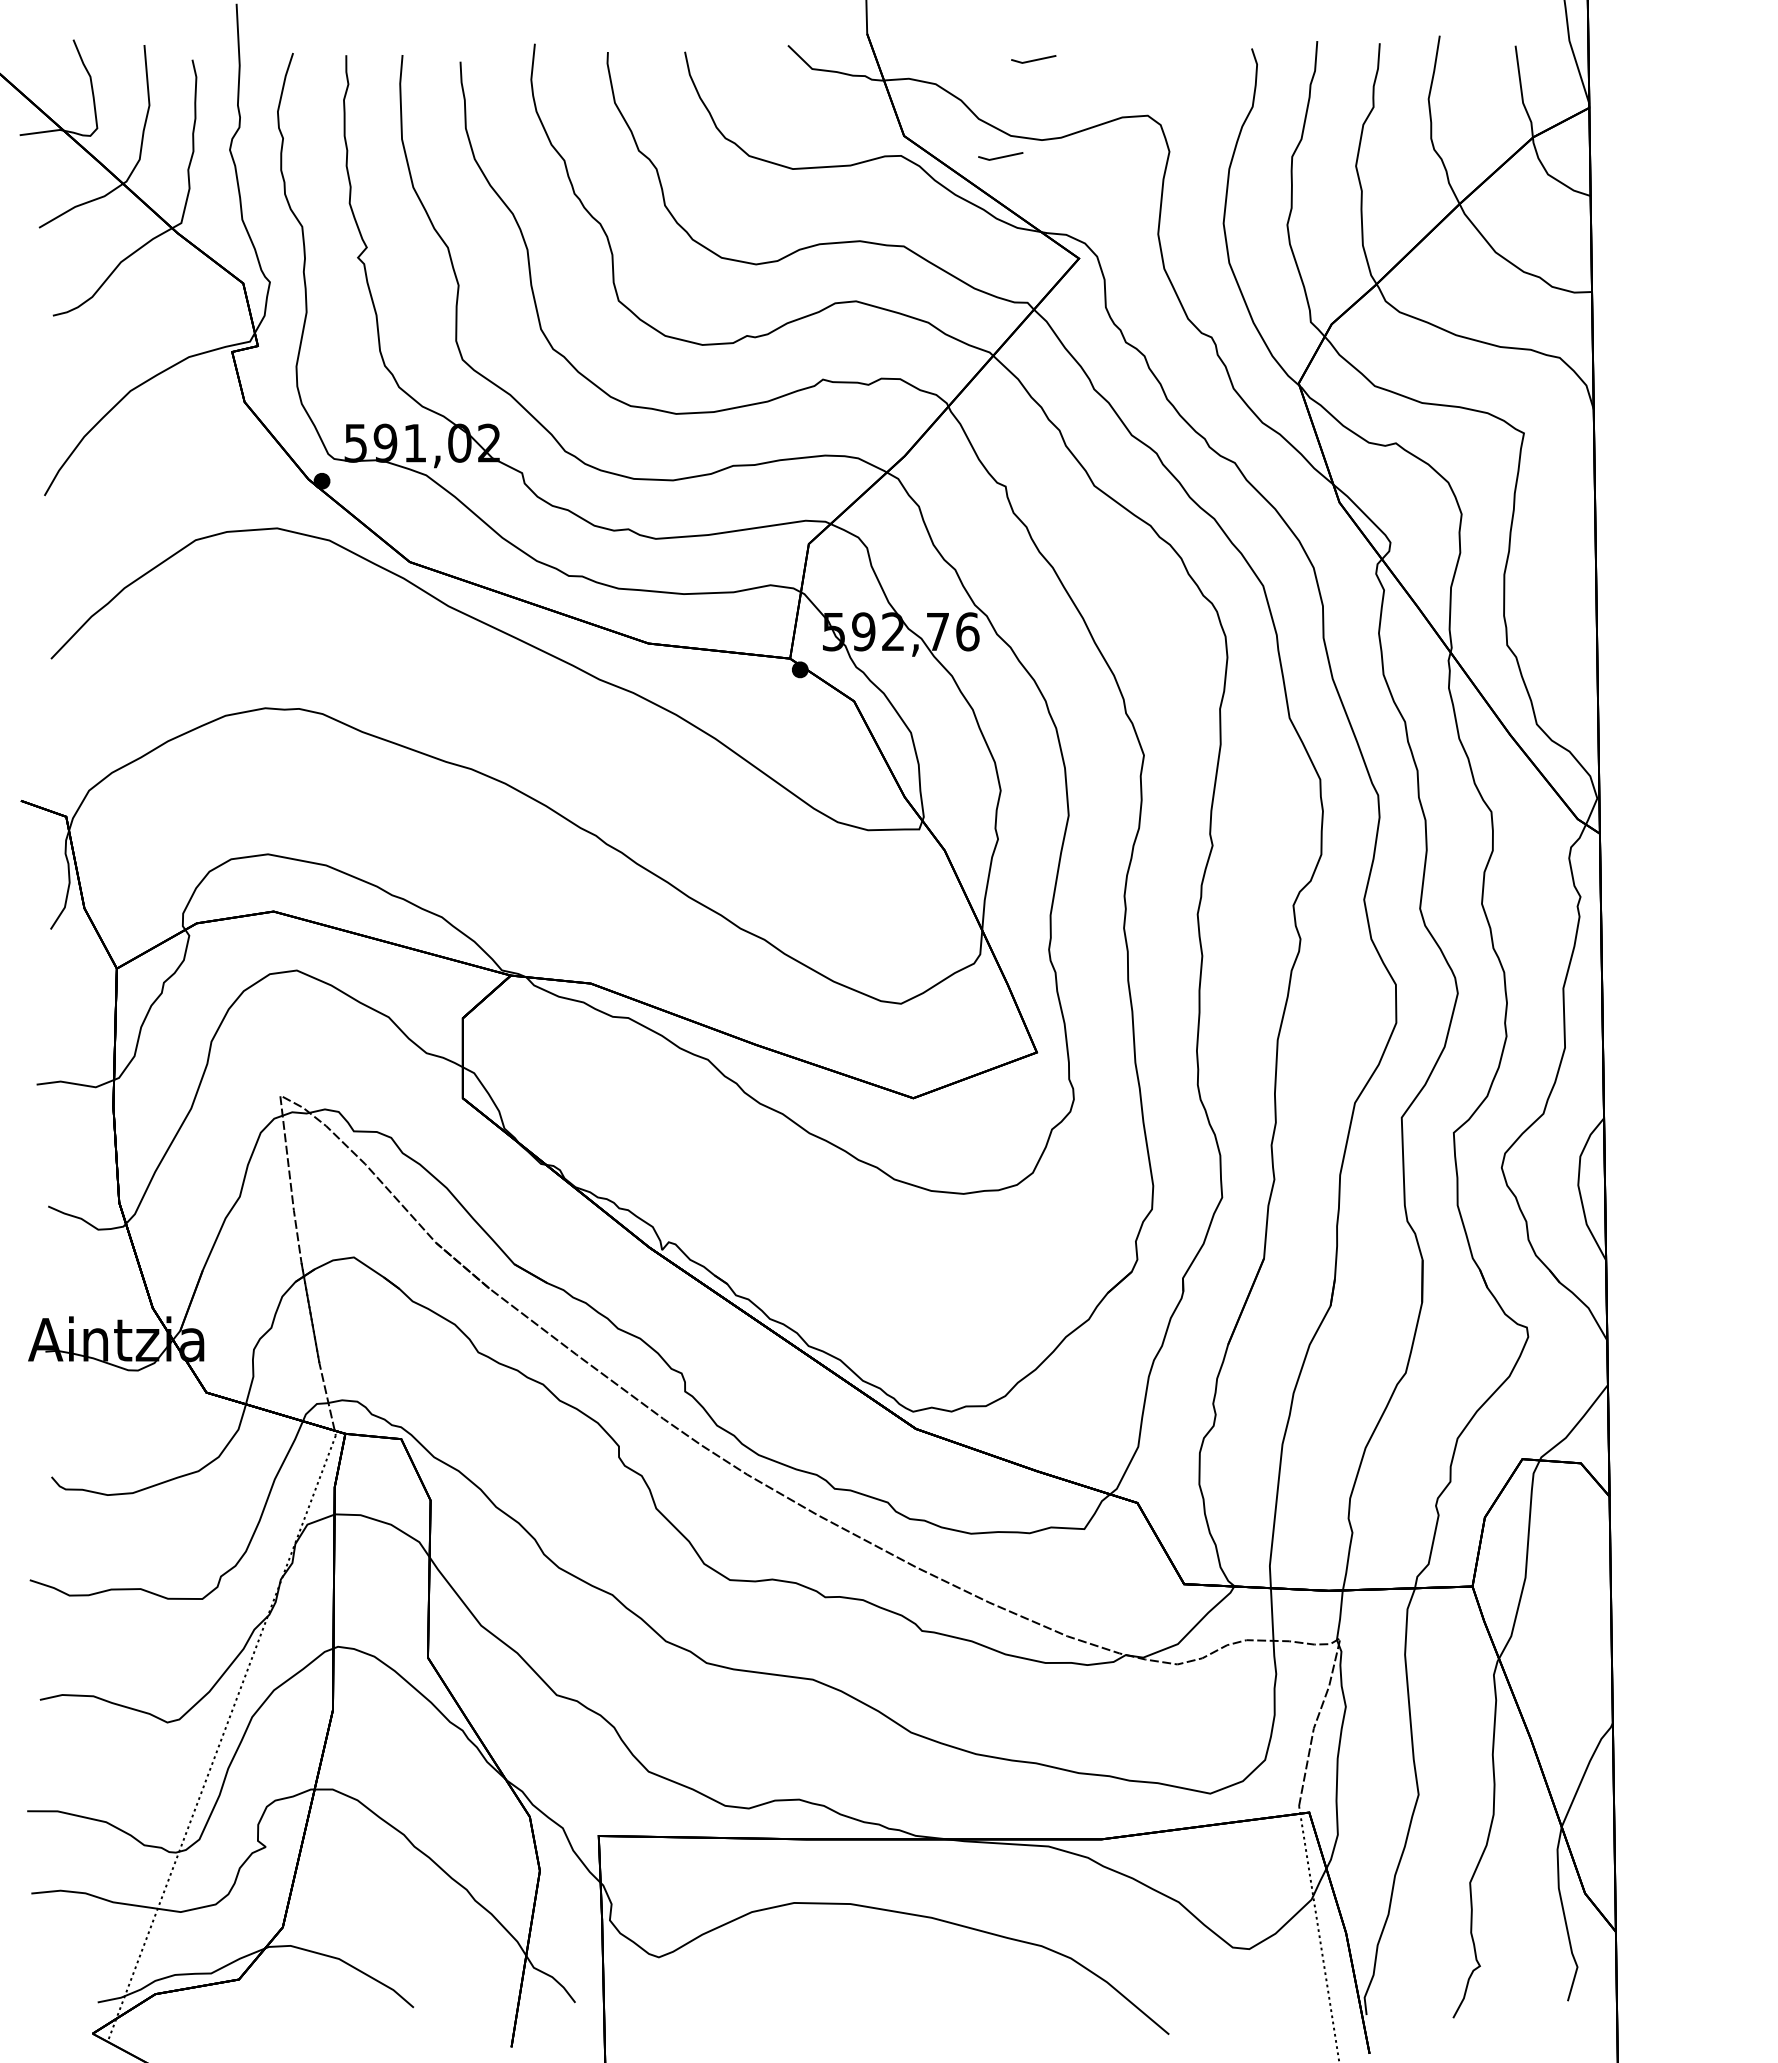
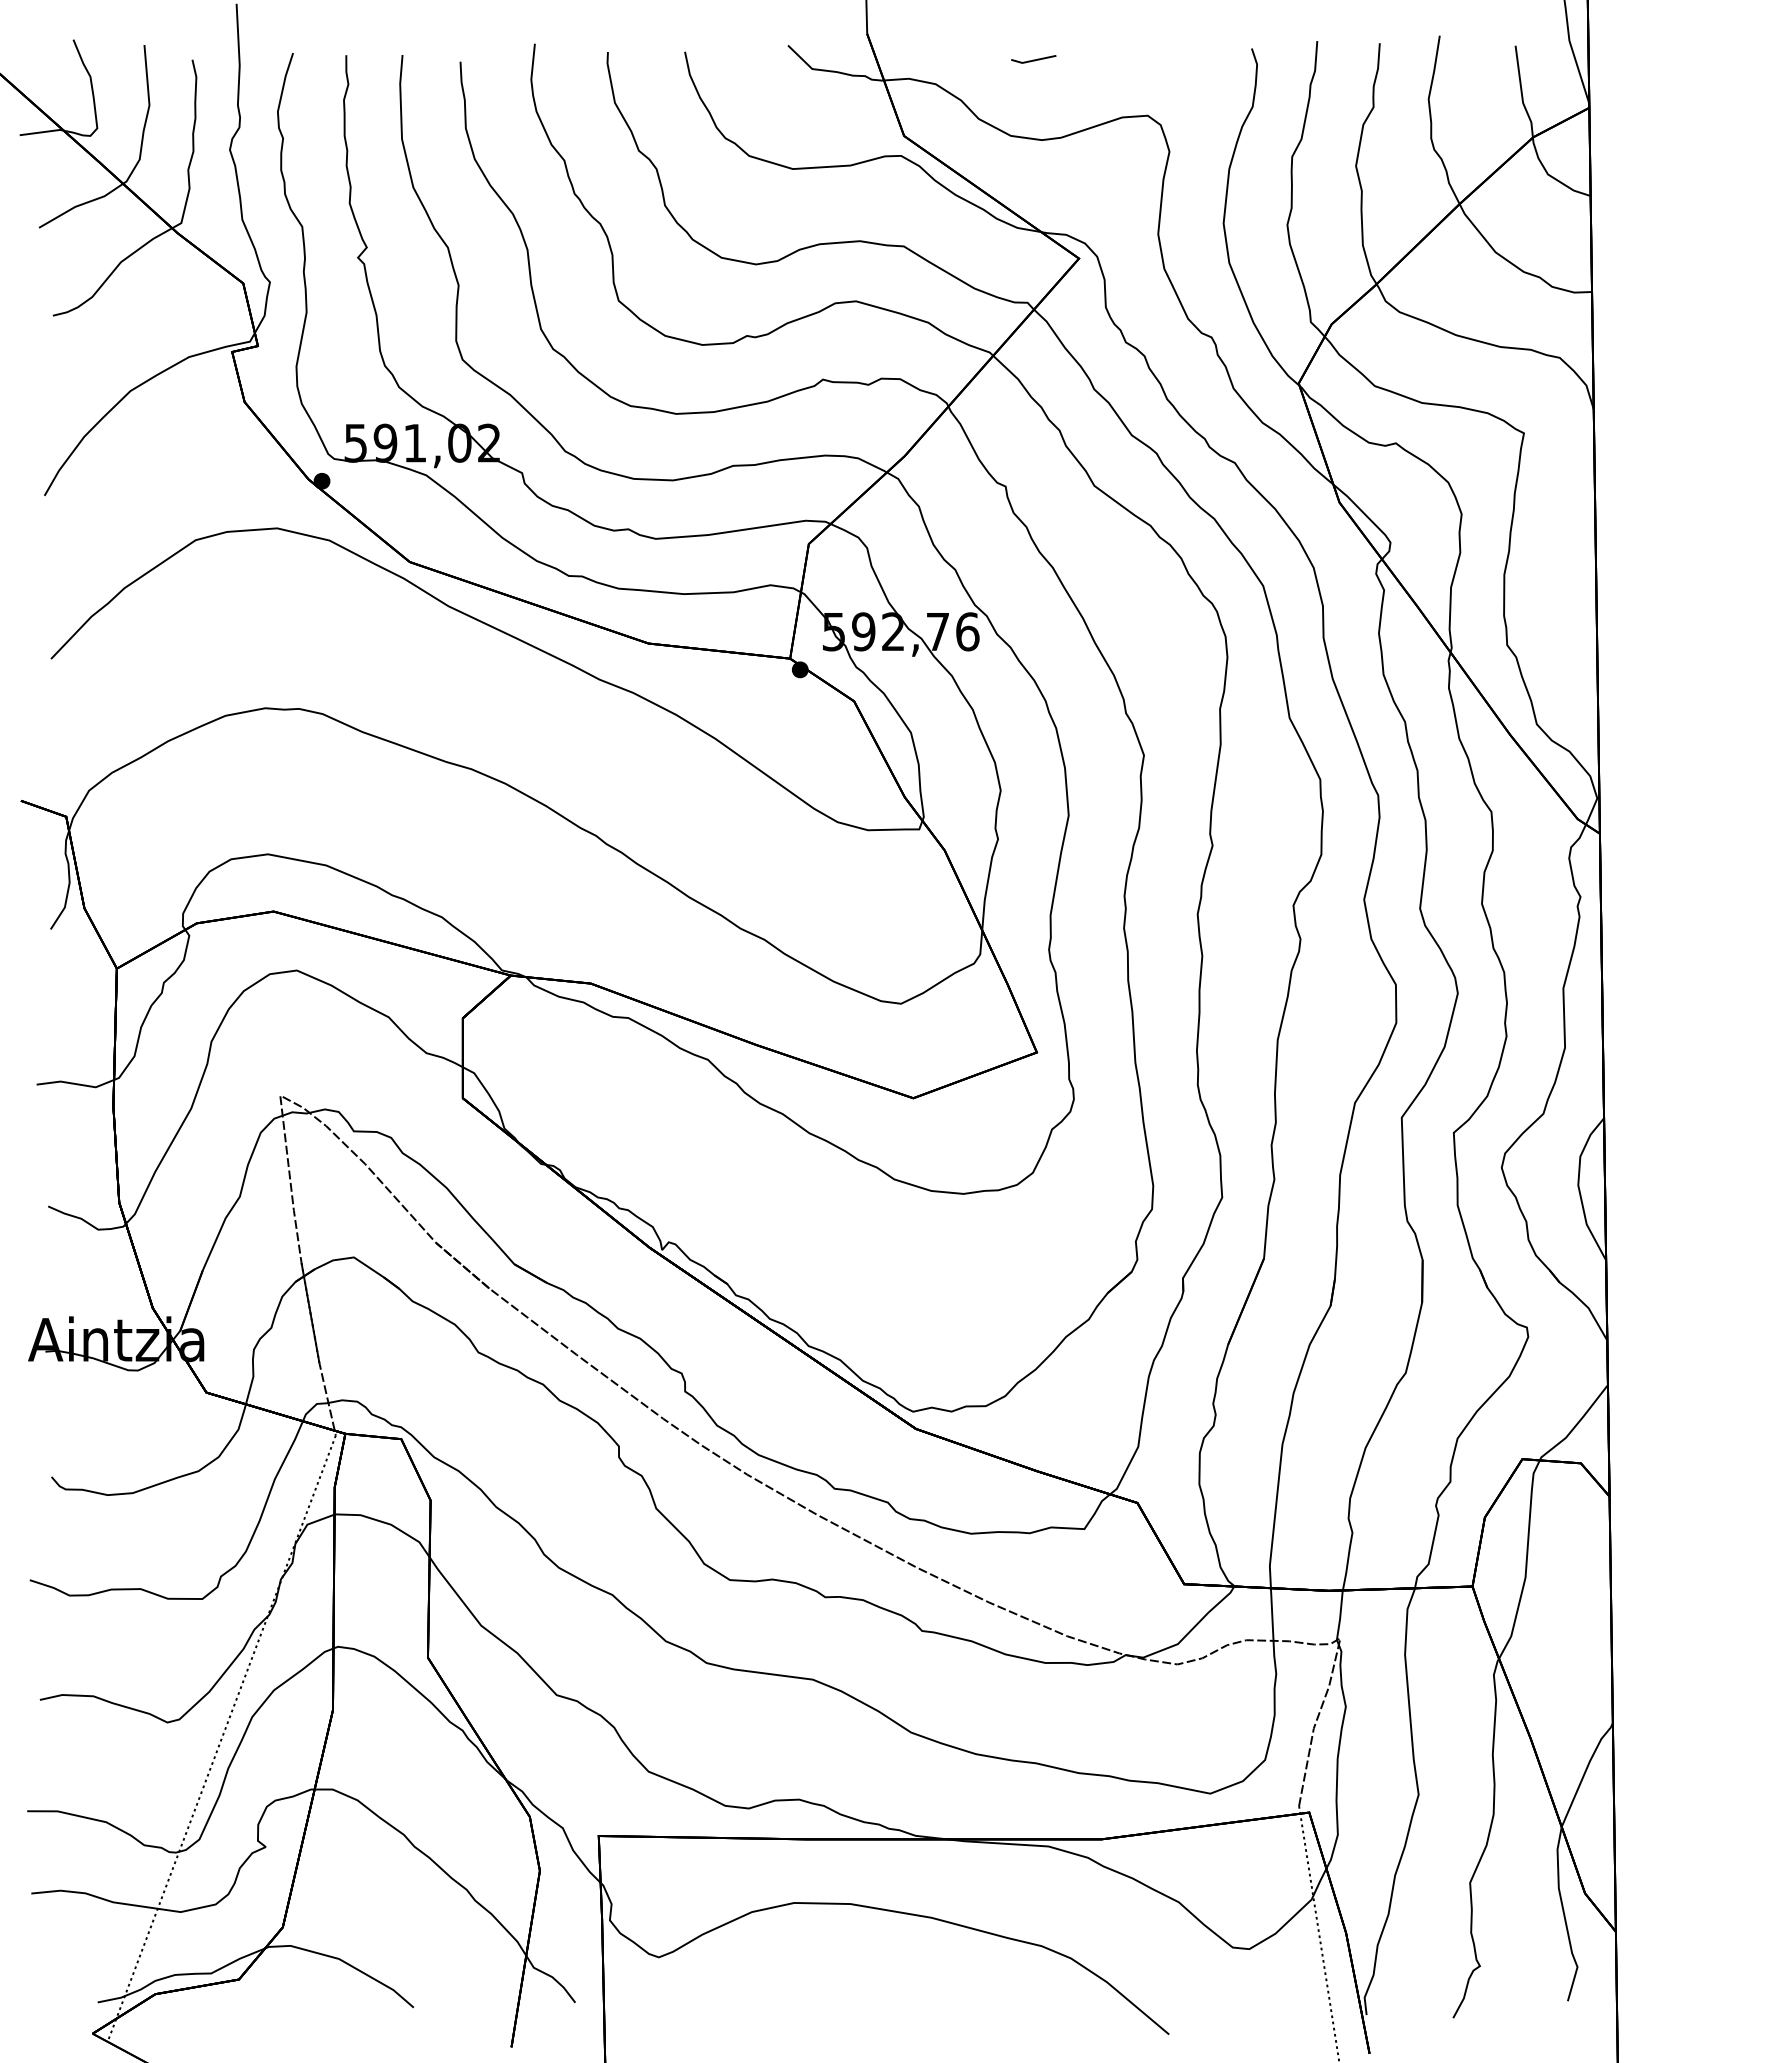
line: present -> none (1000, 156)
